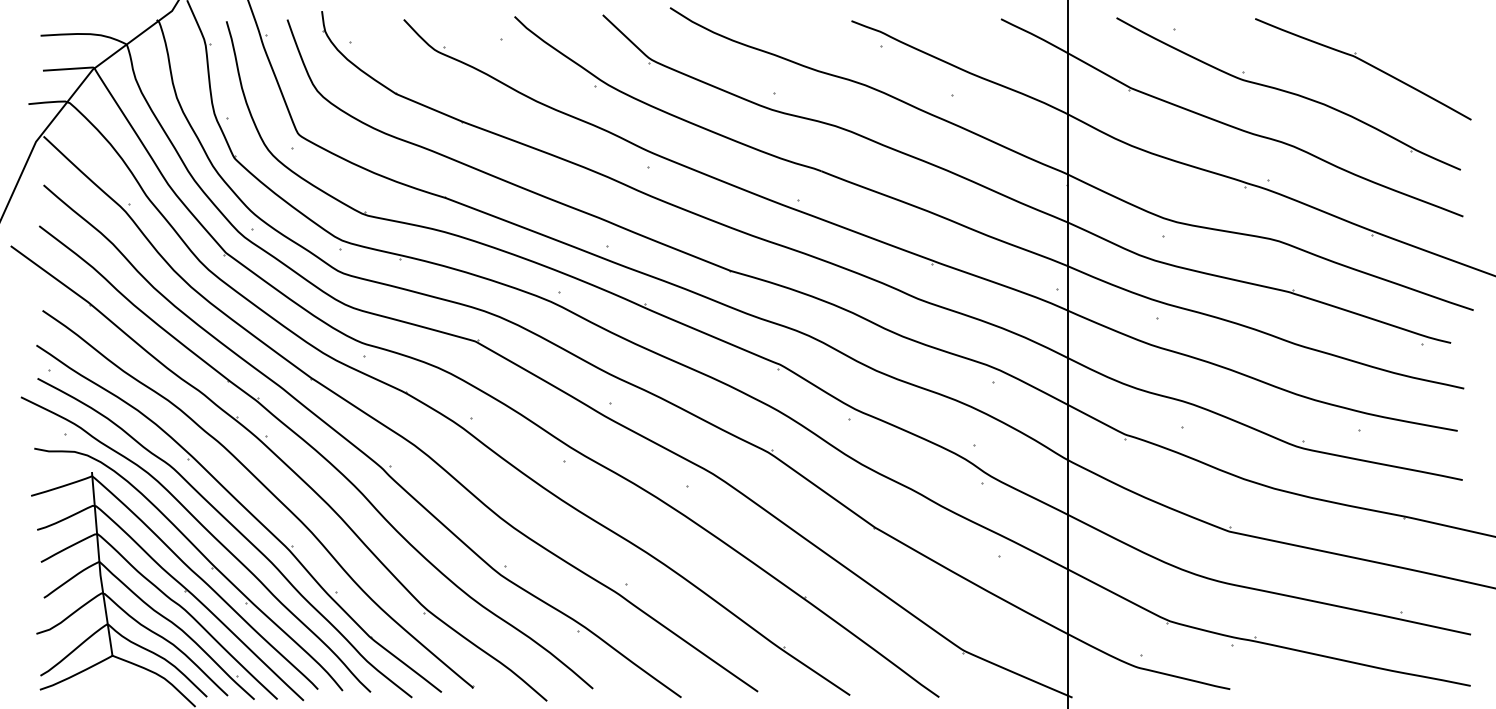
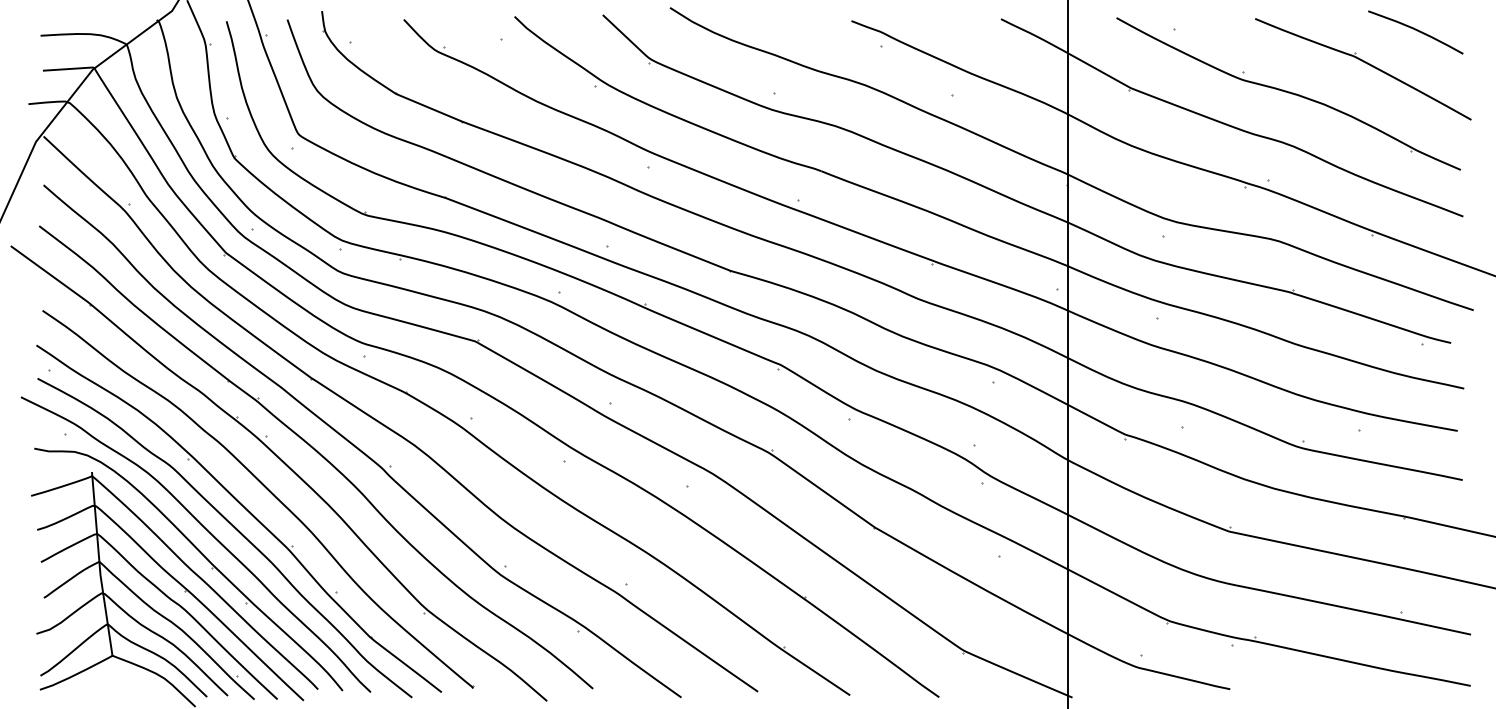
curve: none -> present (1415, 30)
